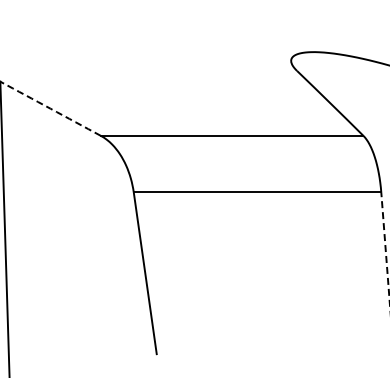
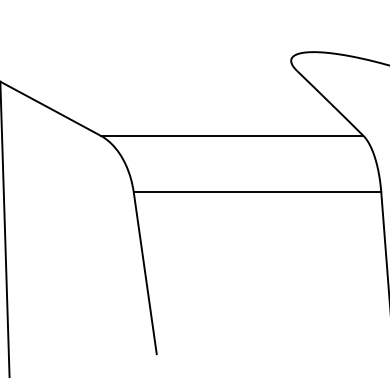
arc: dashed -> solid (50, 108)
line: dashed -> solid (385, 248)
